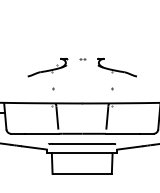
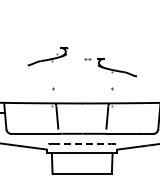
part position: (82, 59) -> (87, 59) (87, 59)
part position: (47, 67) -> (47, 56) (47, 56)
line: solid -> dashed (82, 143)
